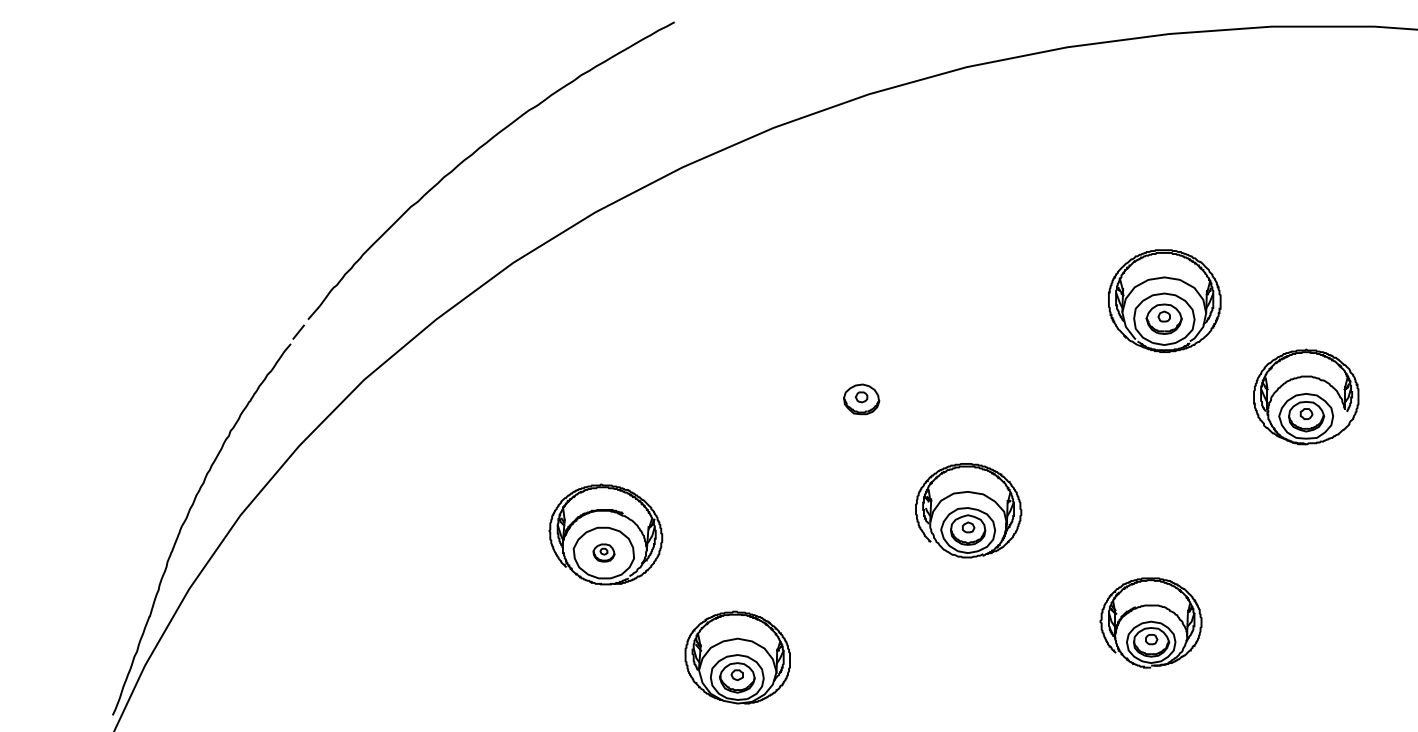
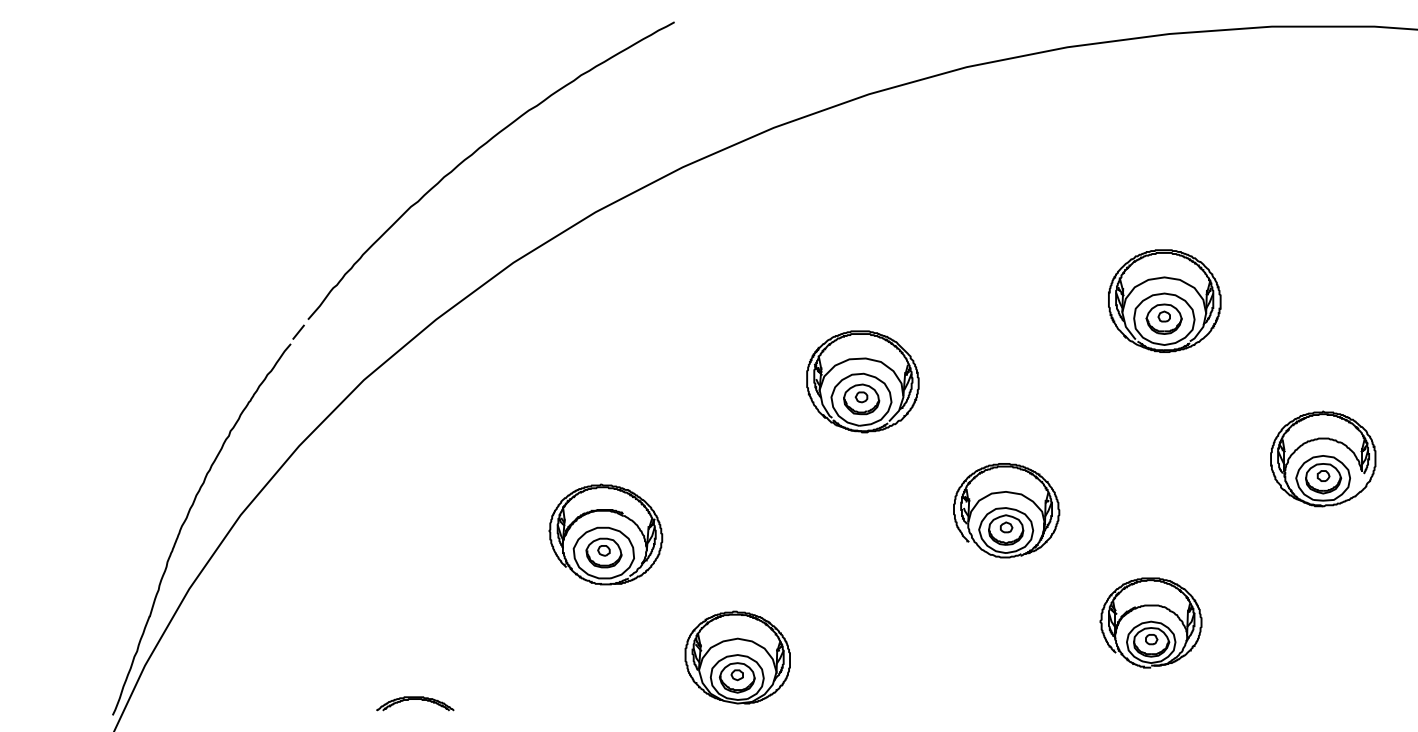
part: none -> present (862, 381)
part position: (1306, 396) -> (1323, 458) (1323, 458)
part position: (968, 510) -> (1006, 510) (1006, 510)
part size: 24x20 px -> 38x32 px (603, 552)
part: none -> present (415, 703)
